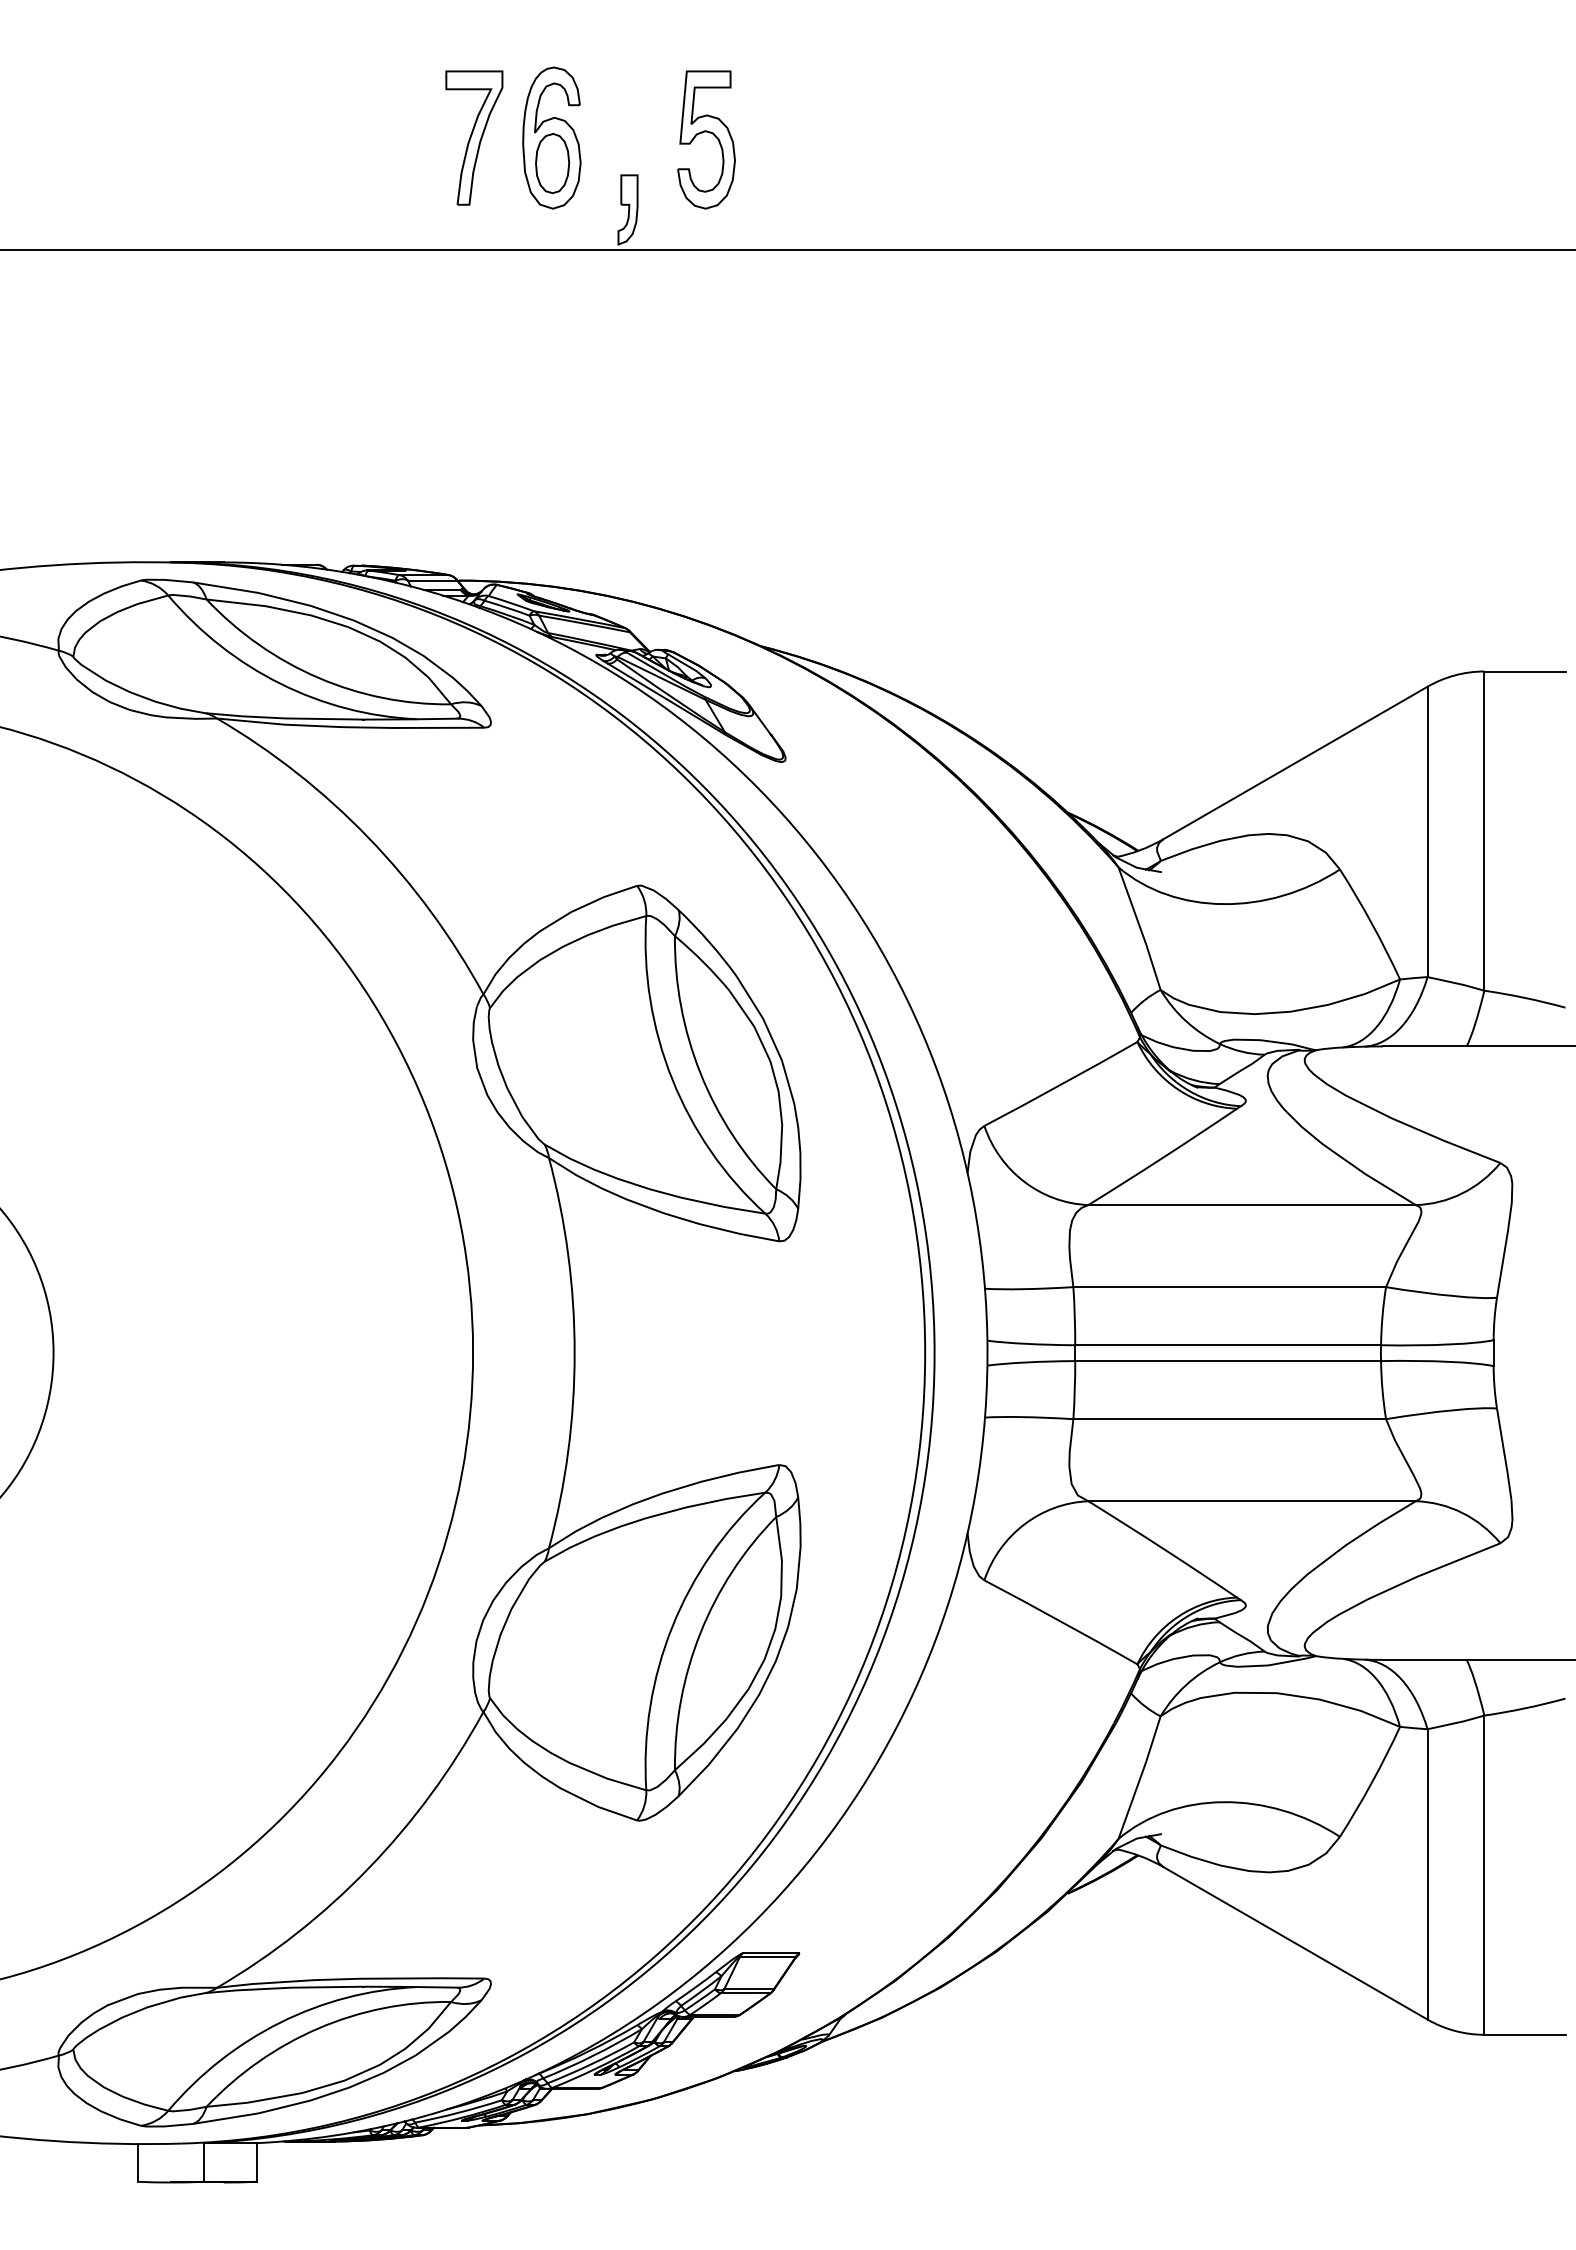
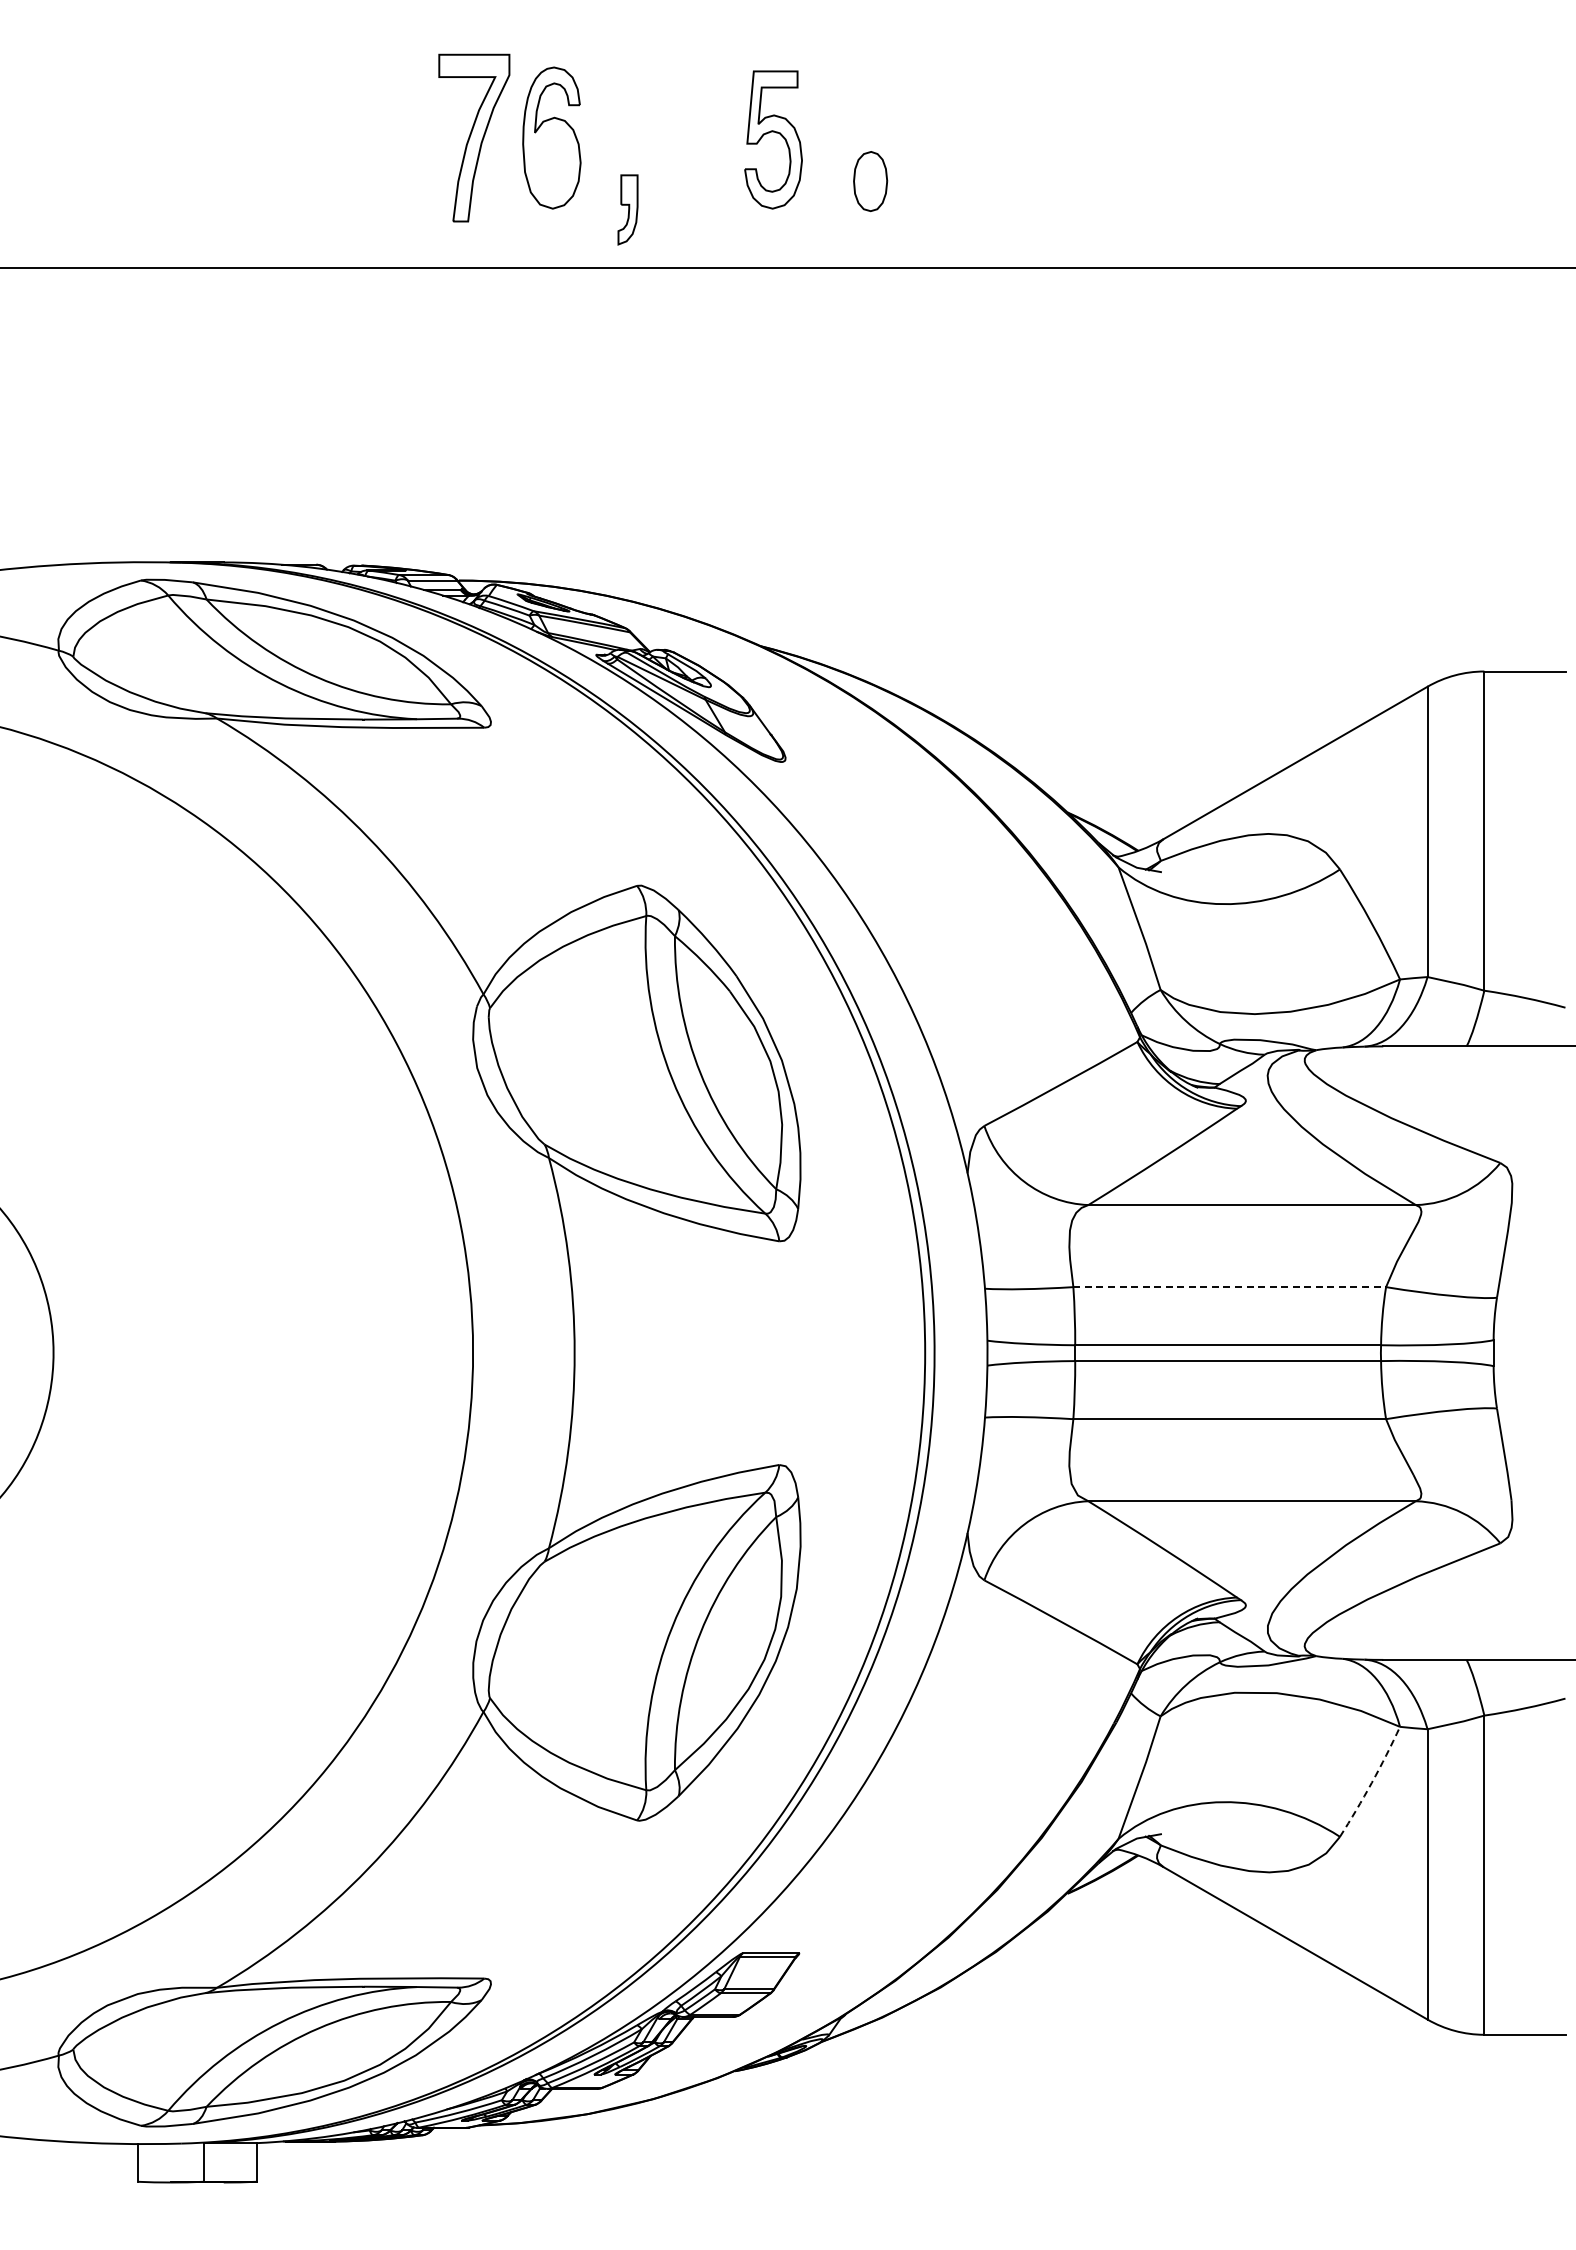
part position: (709, 133) -> (776, 133) (776, 133)
part size: 59x136 px -> 73x170 px (474, 137)
part position: (552, 163) -> (870, 181) (870, 181)
line position: (787, 250) -> (787, 268) (787, 268)
line: solid -> dashed (1230, 1287)
arc: solid -> dashed (1371, 1782)
